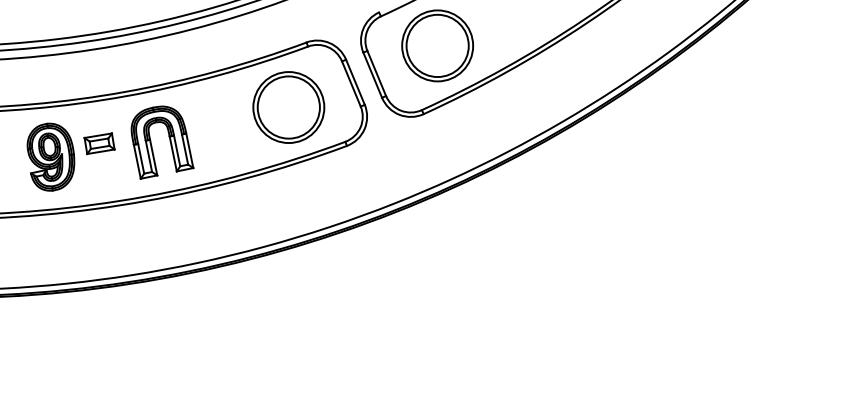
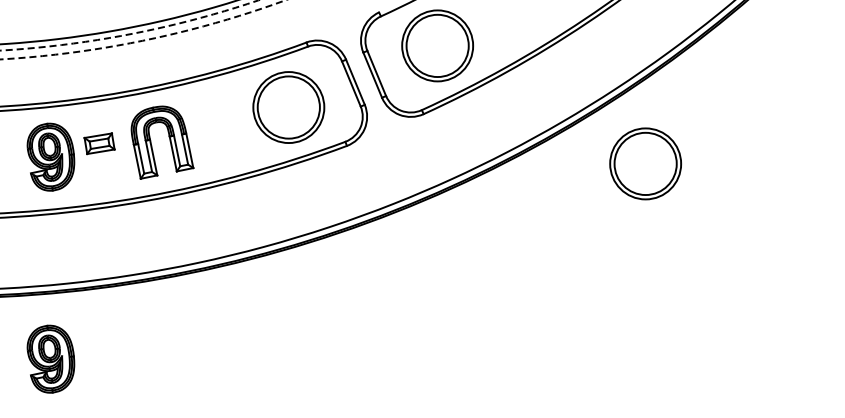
circle: solid -> dashed (142, 29)
arc: solid -> dashed (131, 33)
part: none -> present (645, 163)
part: none -> present (50, 358)
